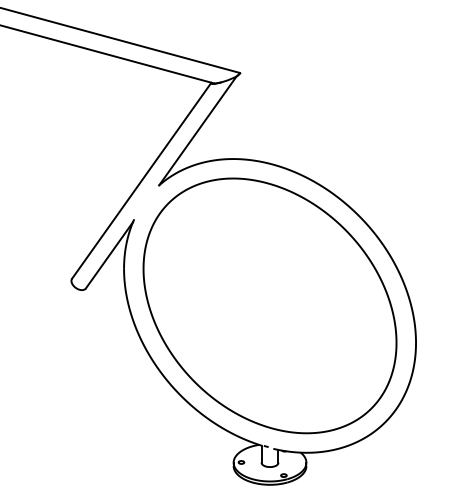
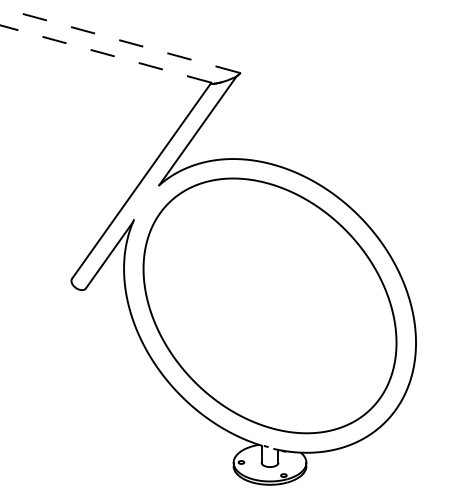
line: solid -> dashed (120, 40)
line: solid -> dashed (106, 54)
